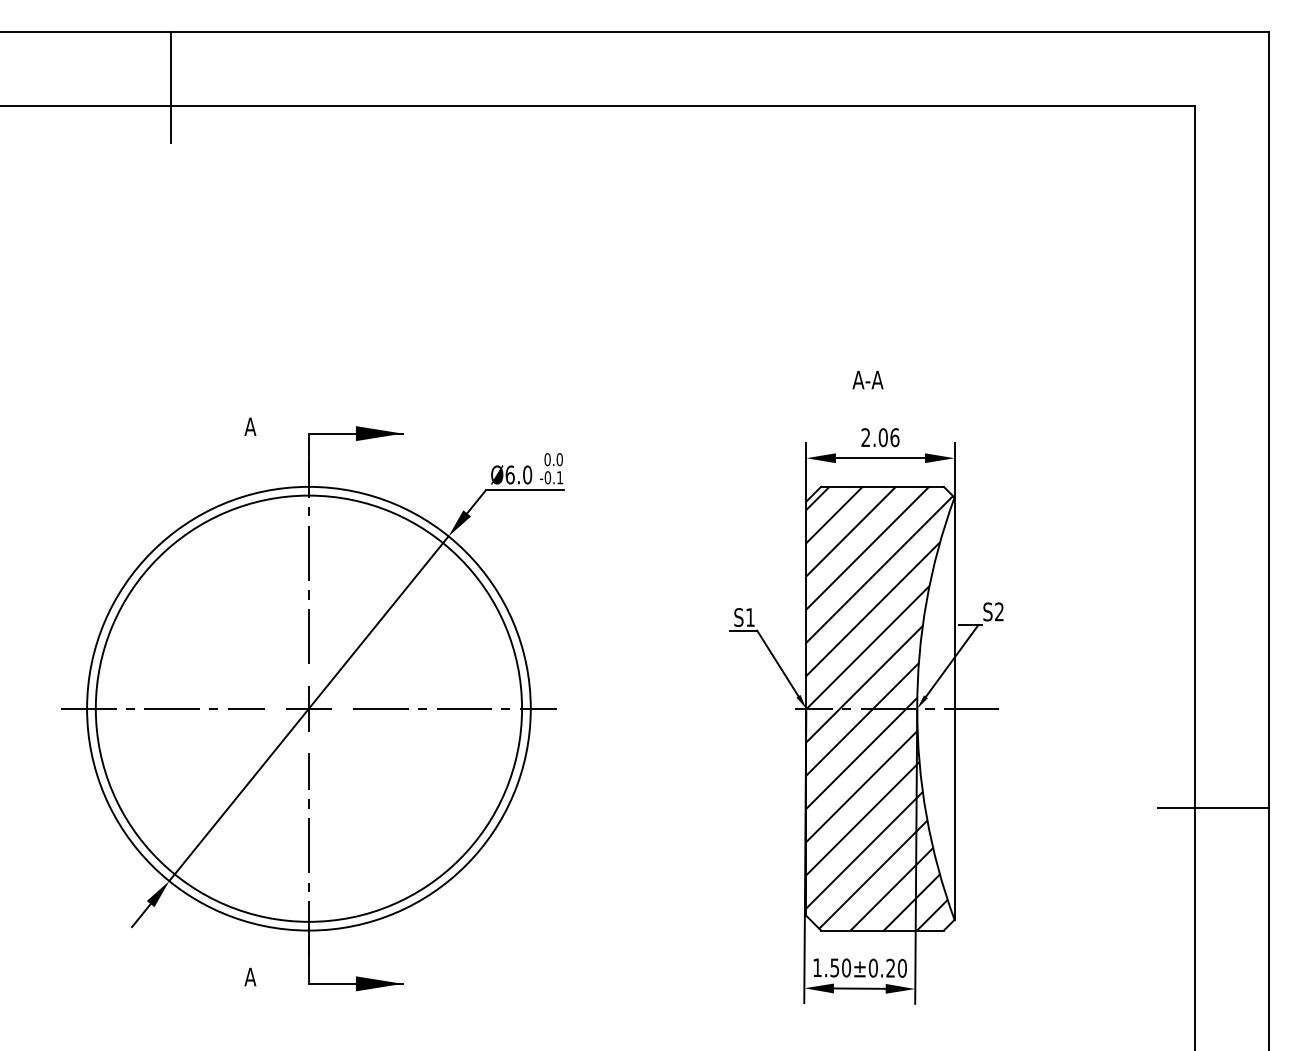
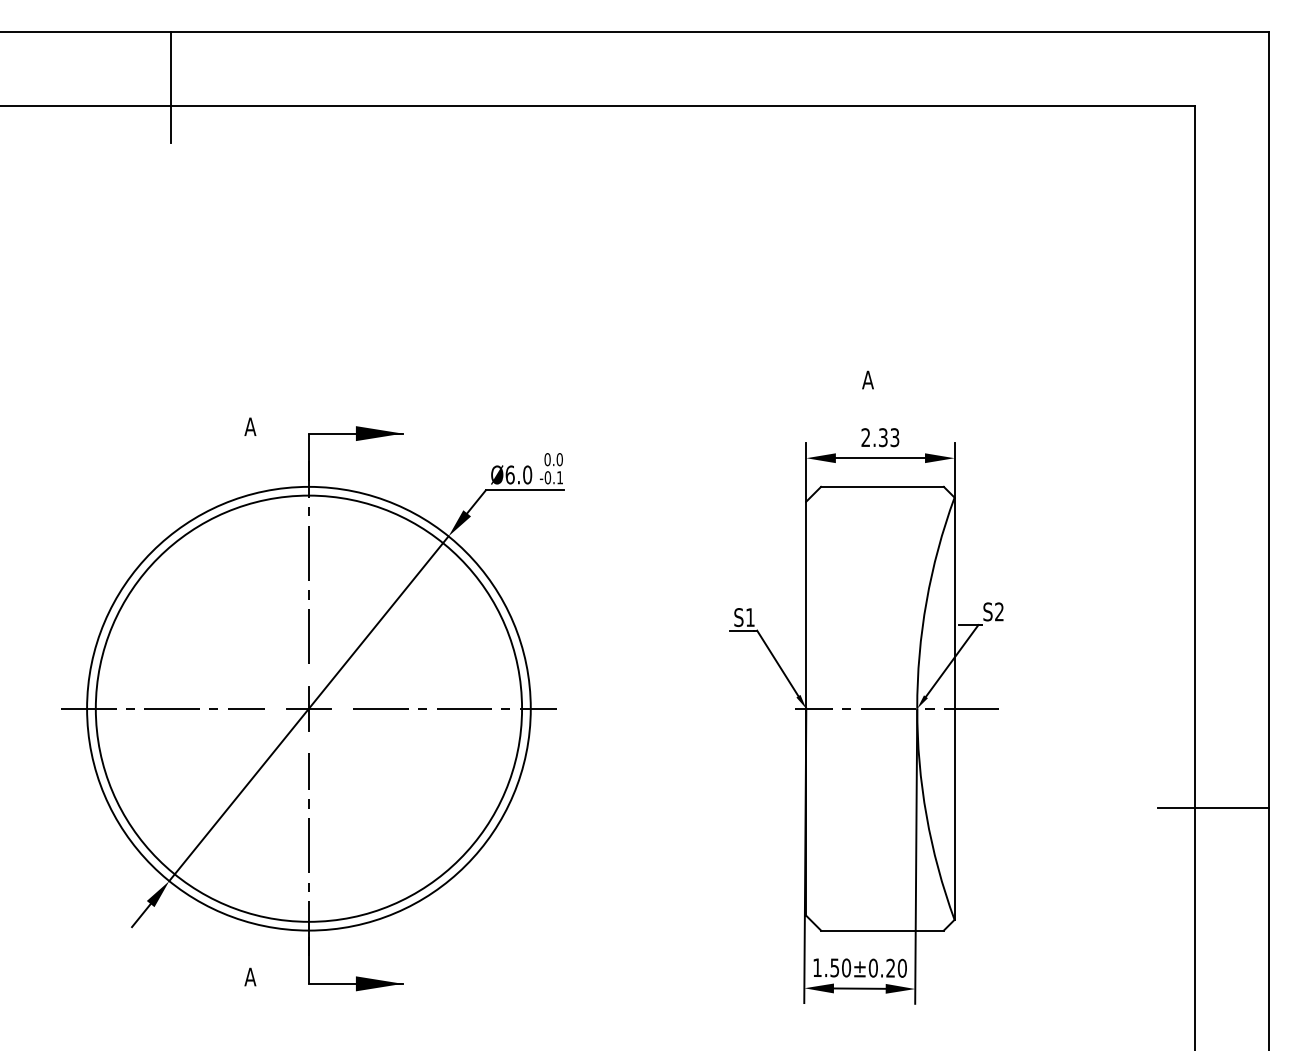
text: A-A -> A (867, 379)
text: 2.06 -> 2.33 (888, 437)
hatch: present -> none (879, 708)
